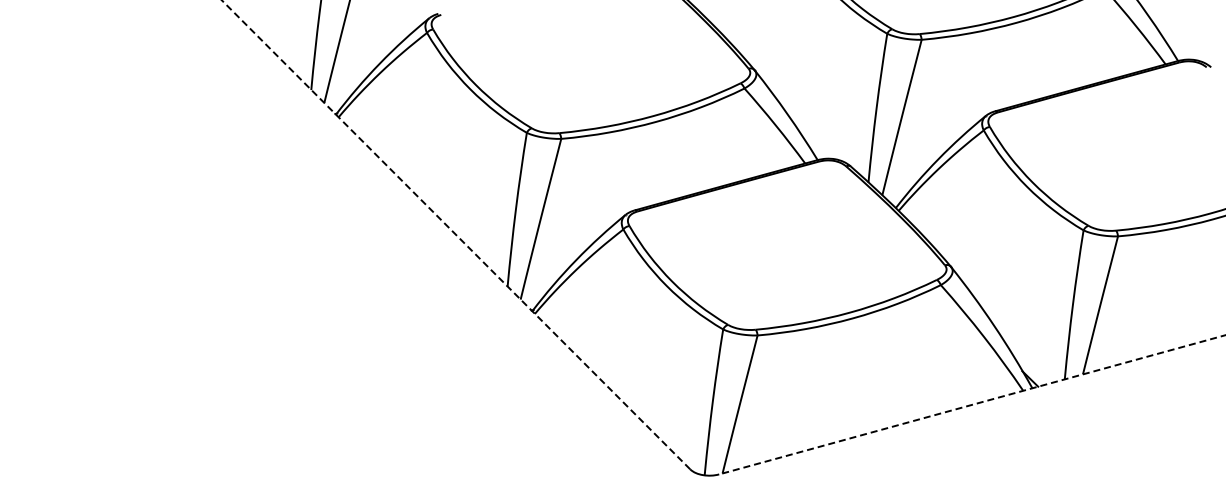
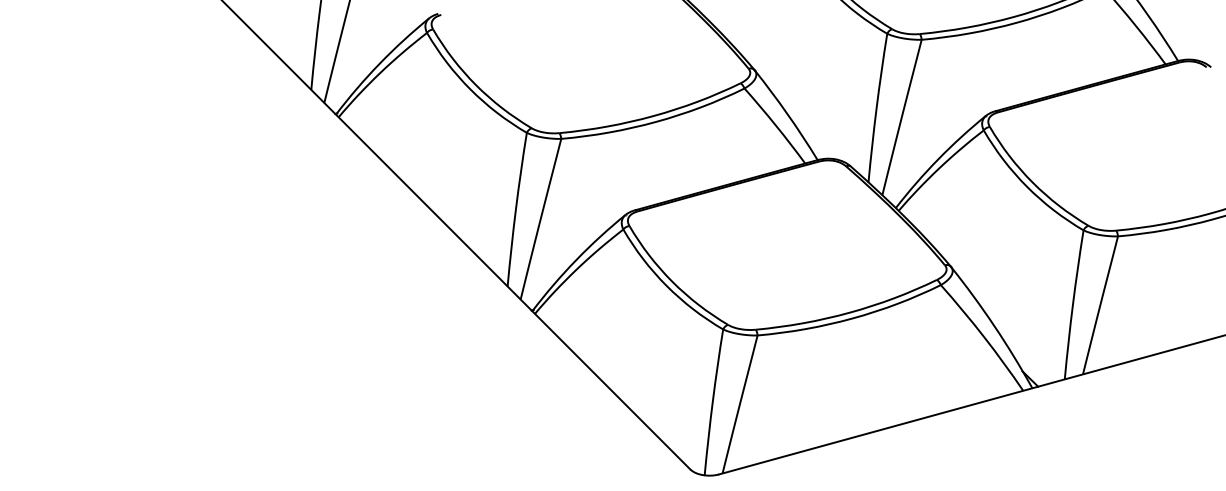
line: dashed -> solid (455, 234)
line: dashed -> solid (971, 404)
